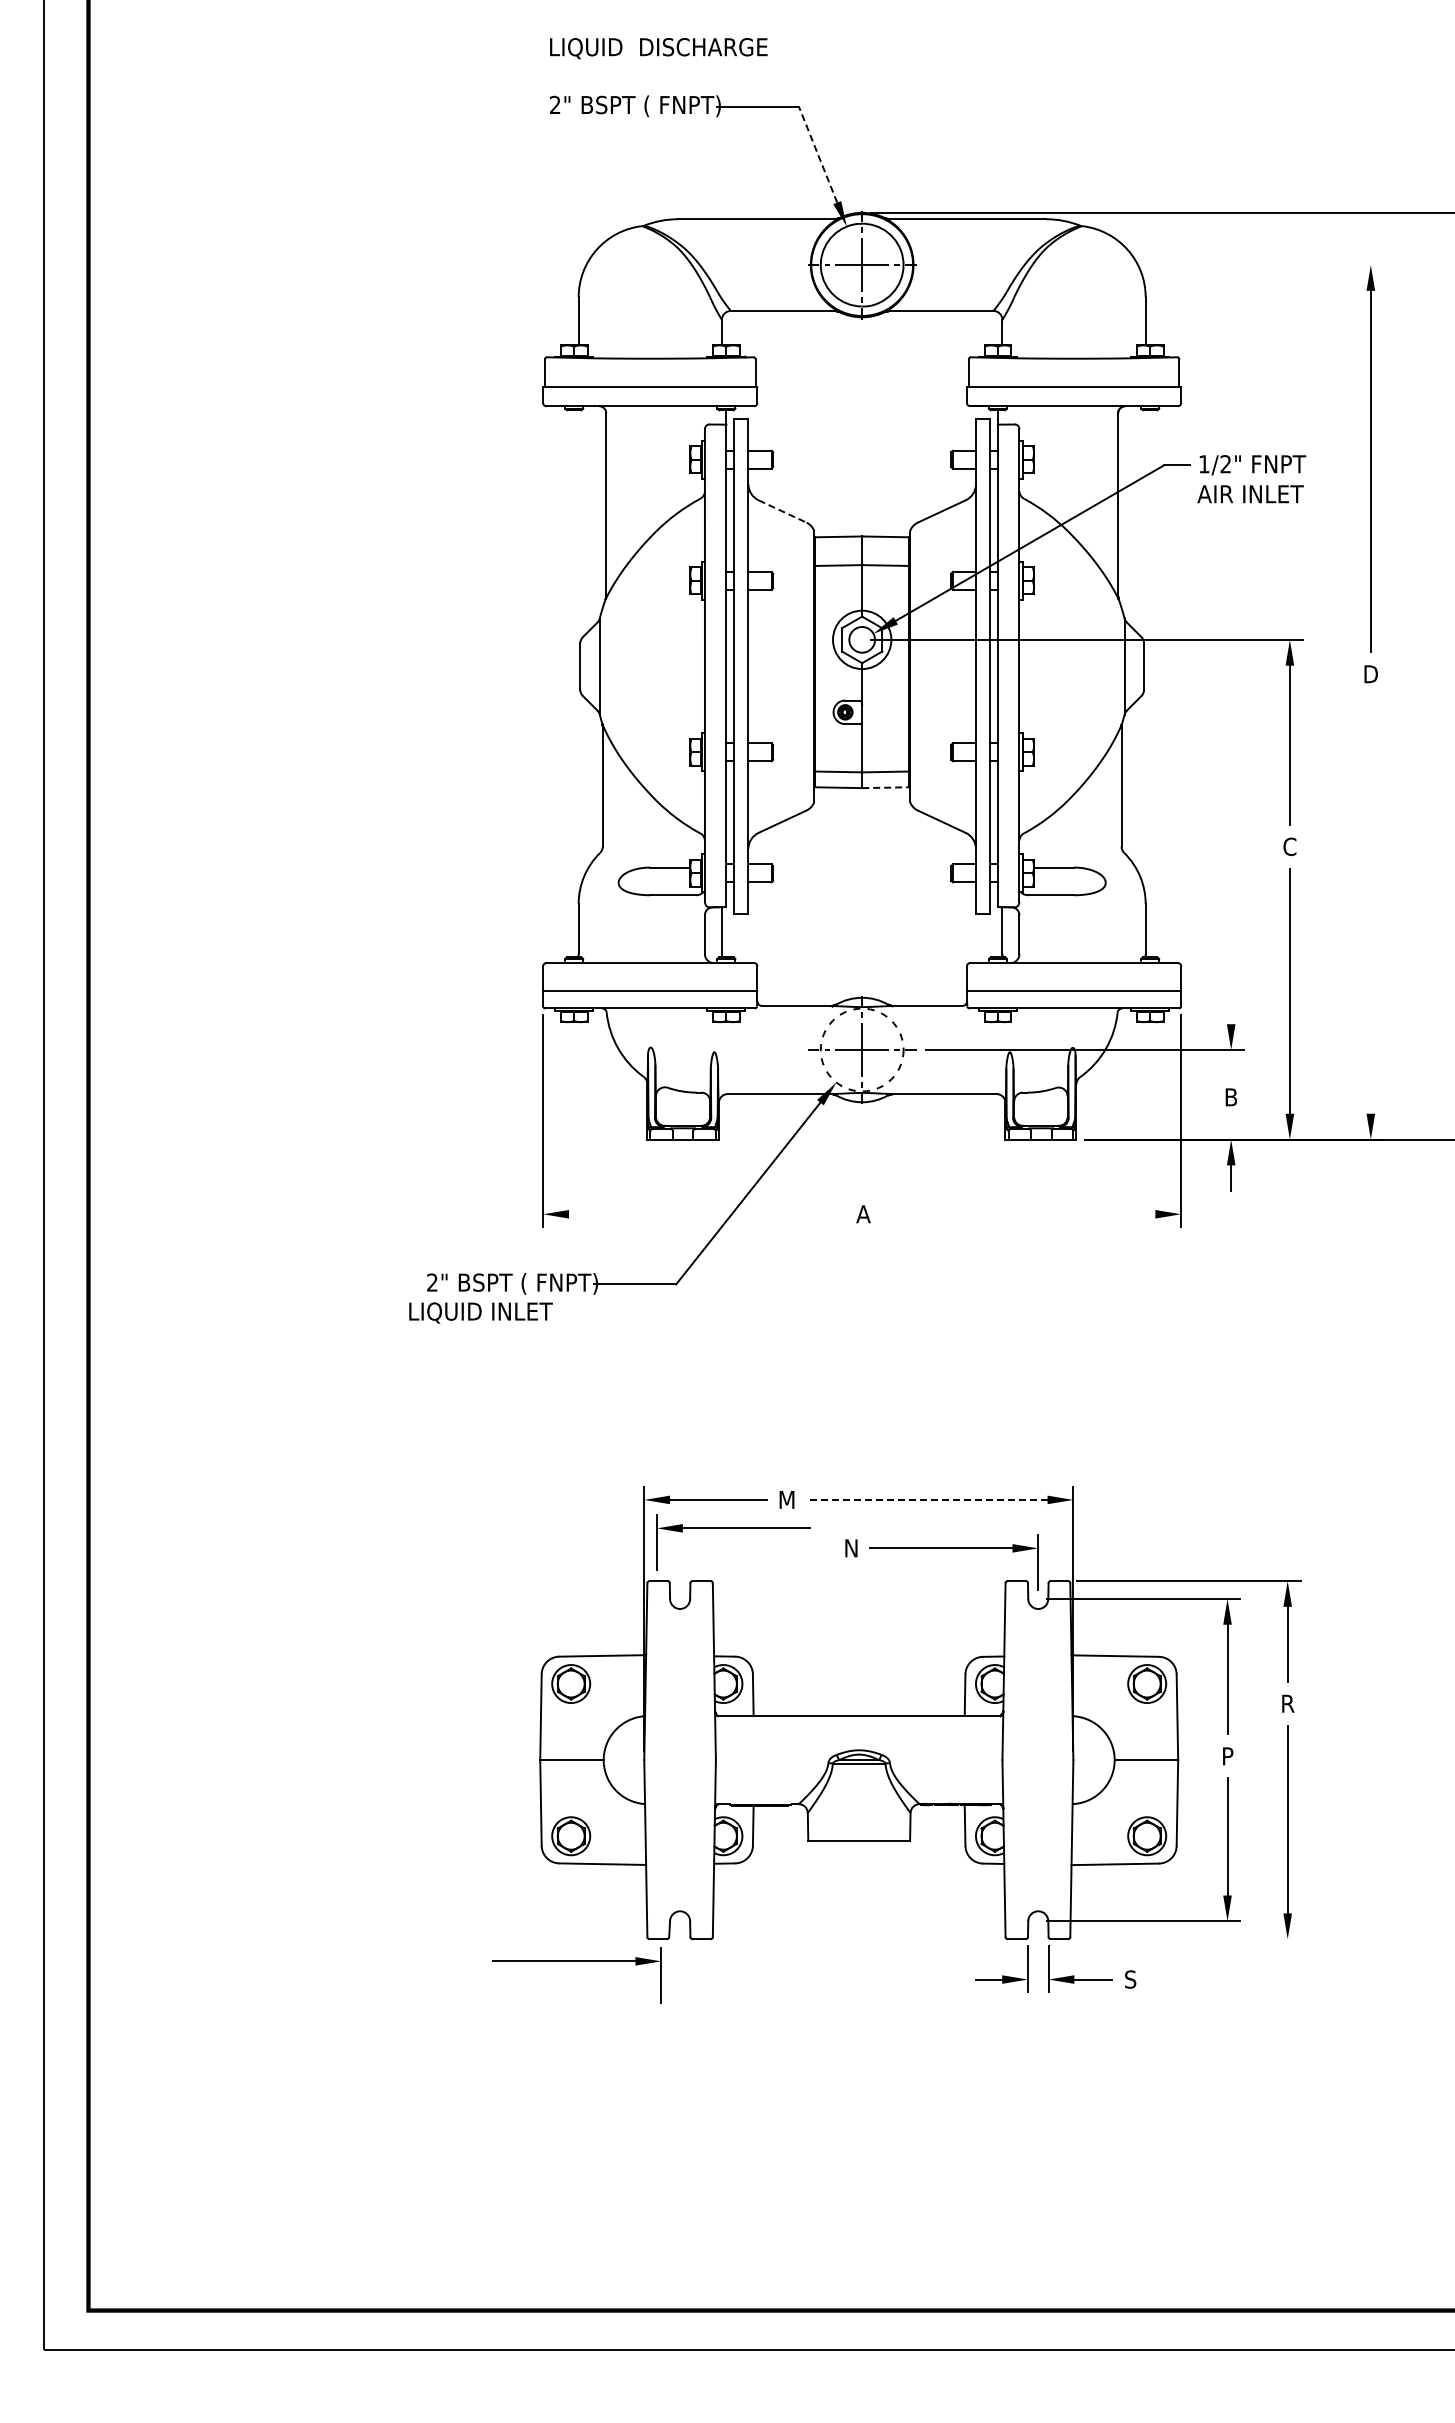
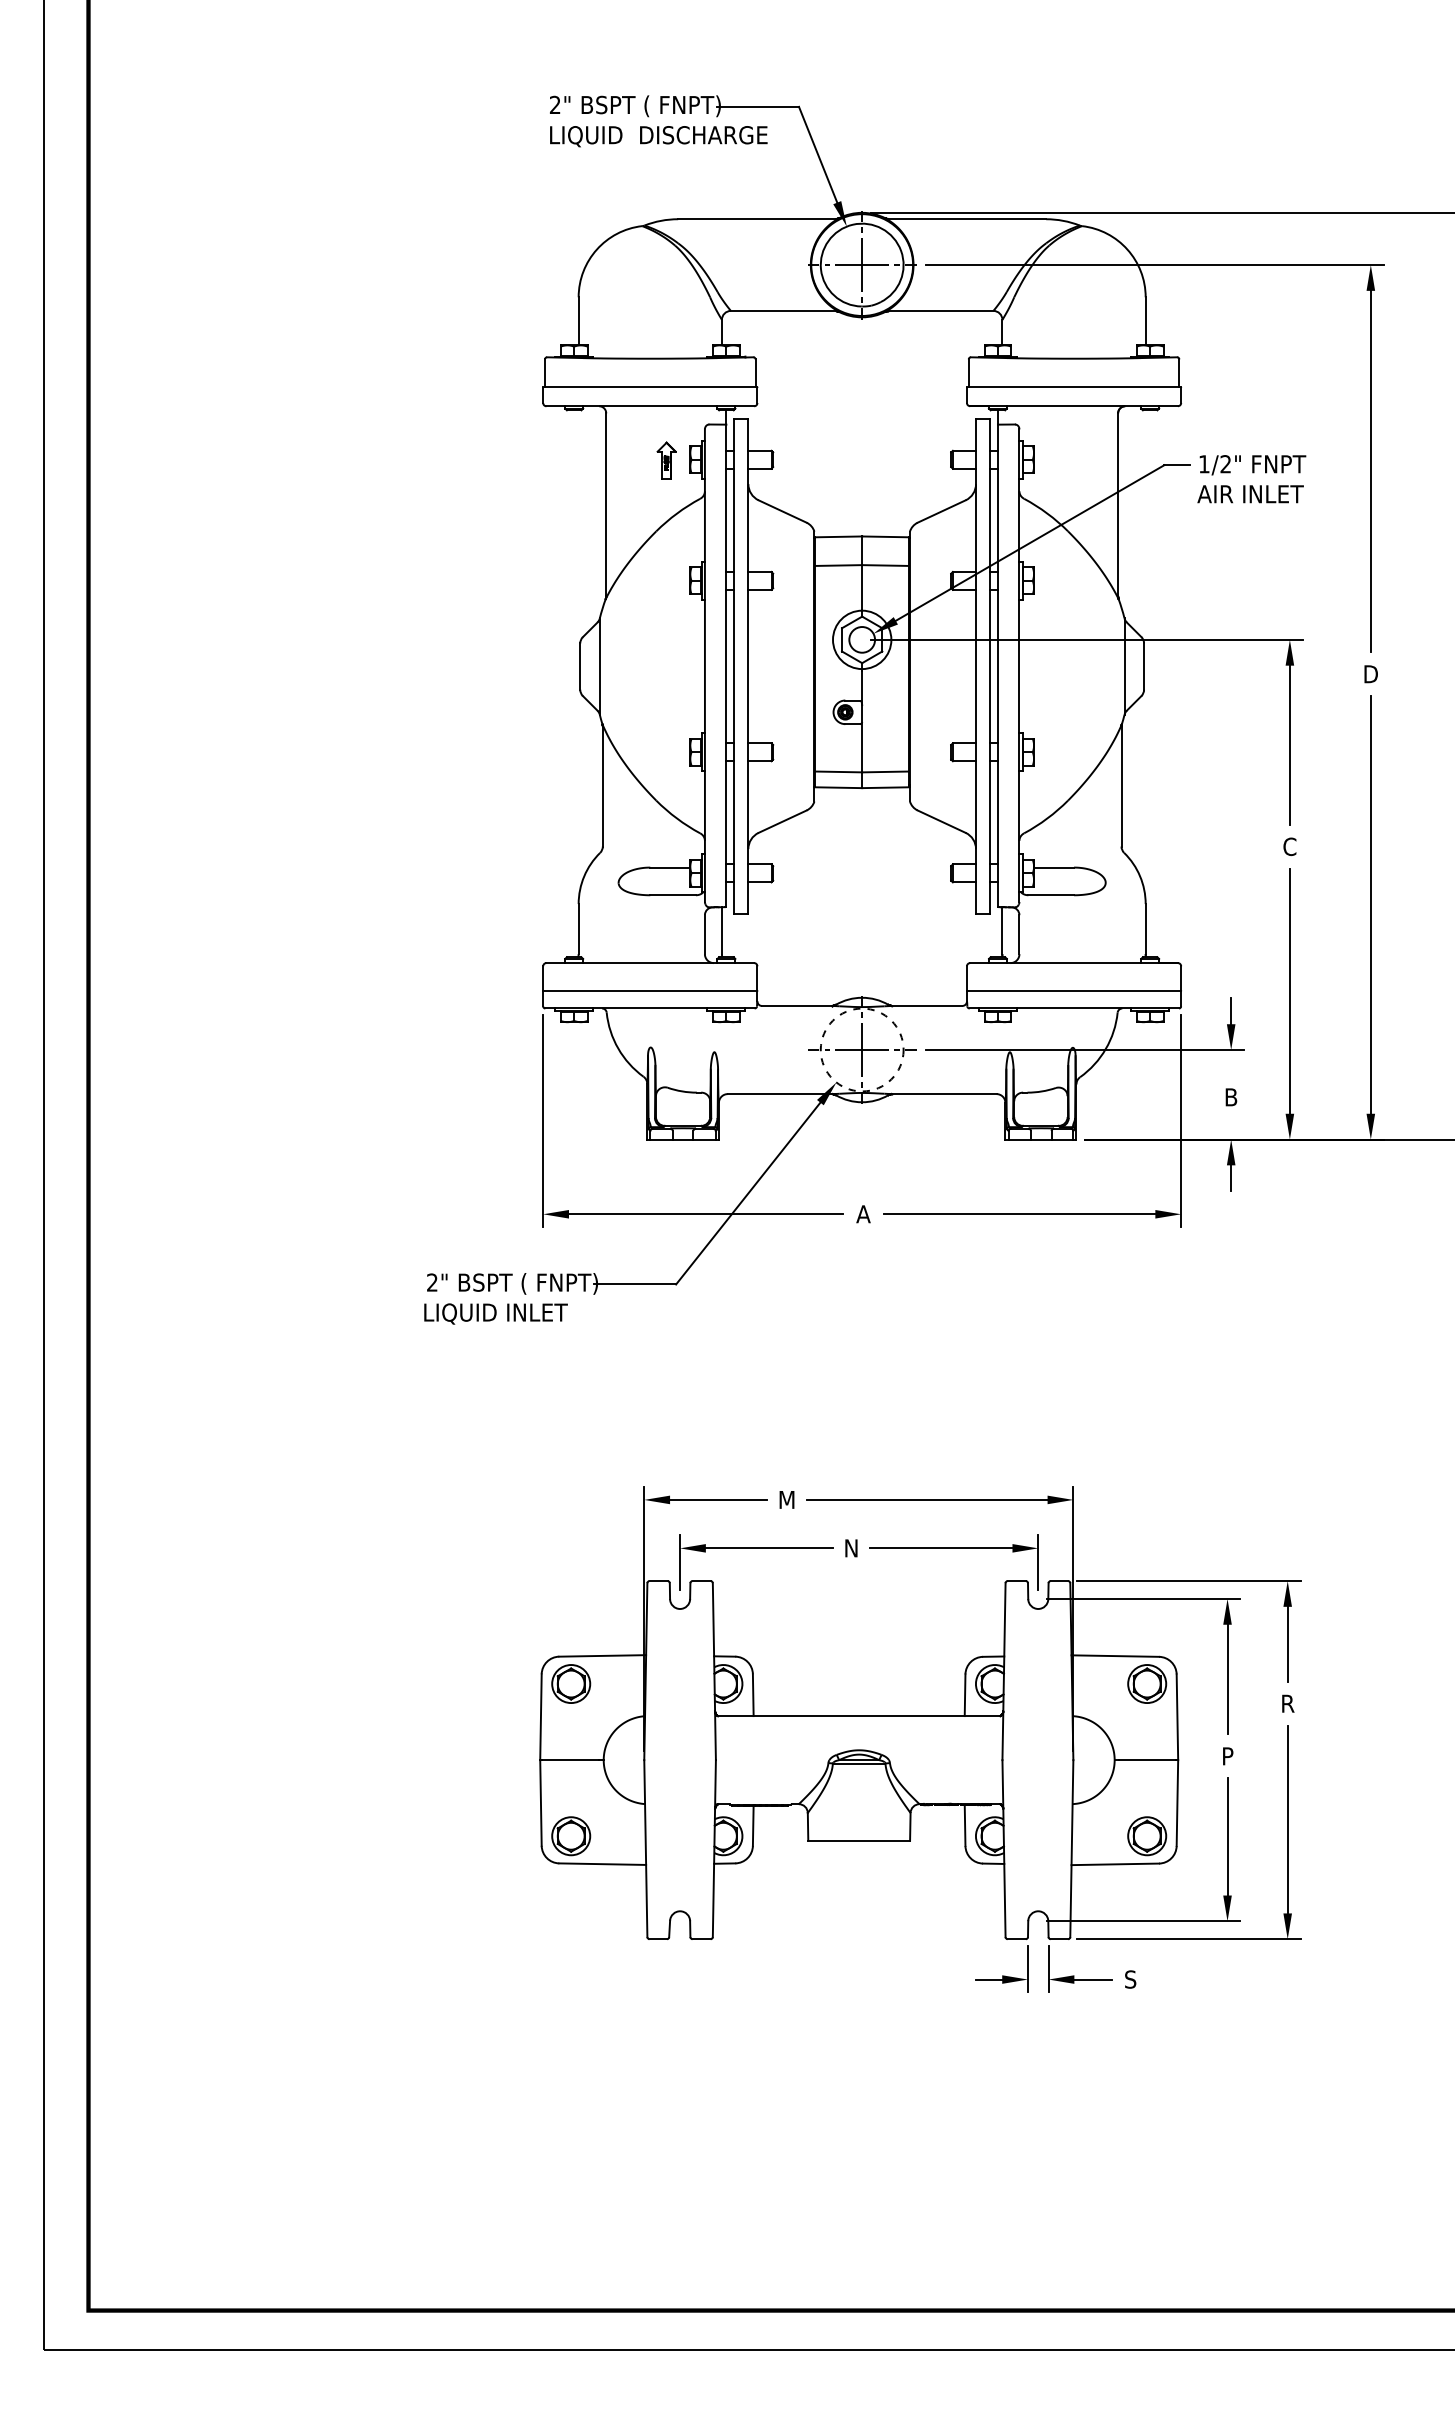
text position: (658, 48) -> (658, 136) (658, 136)
line: dashed -> solid (818, 154)
line: none -> present (1154, 265)
part: none -> present (666, 460)
line: dashed -> solid (783, 511)
line: dashed -> solid (886, 787)
line: none -> present (1370, 904)
line: none -> present (1231, 1011)
line: none -> present (705, 1214)
line: none -> present (1019, 1214)
text position: (480, 1312) -> (495, 1313) (495, 1313)
line: dashed -> solid (926, 1499)
part position: (733, 1528) -> (756, 1548) (756, 1548)
line: none -> present (1188, 1939)
part: present -> none (576, 1961)
